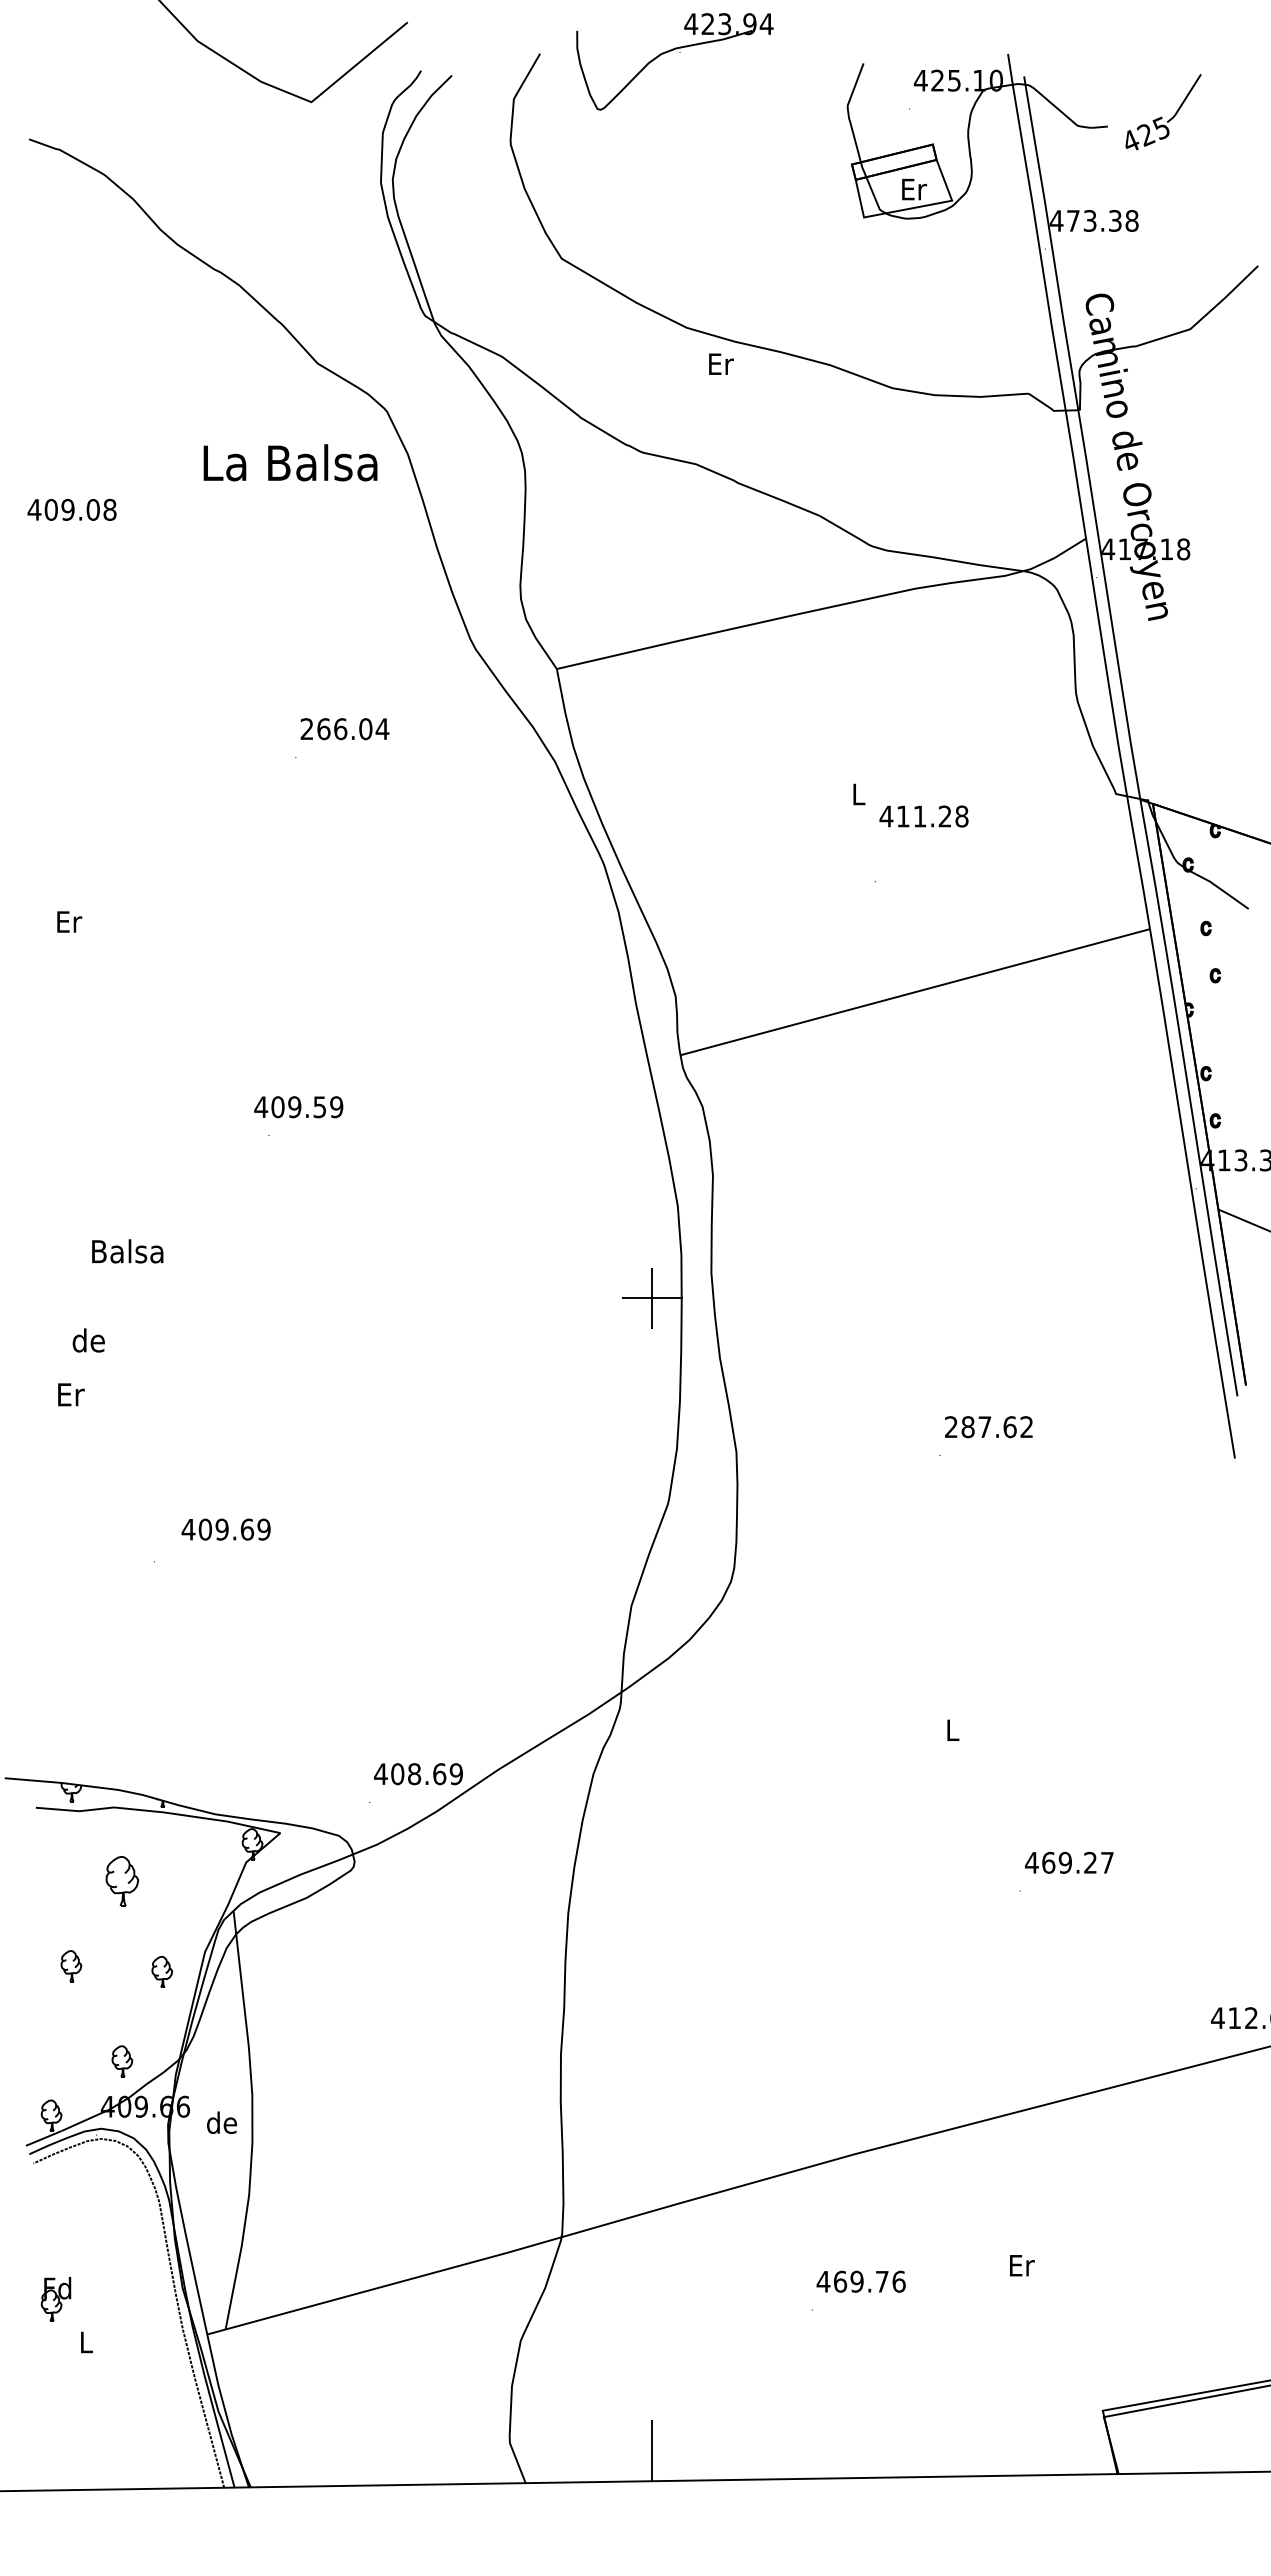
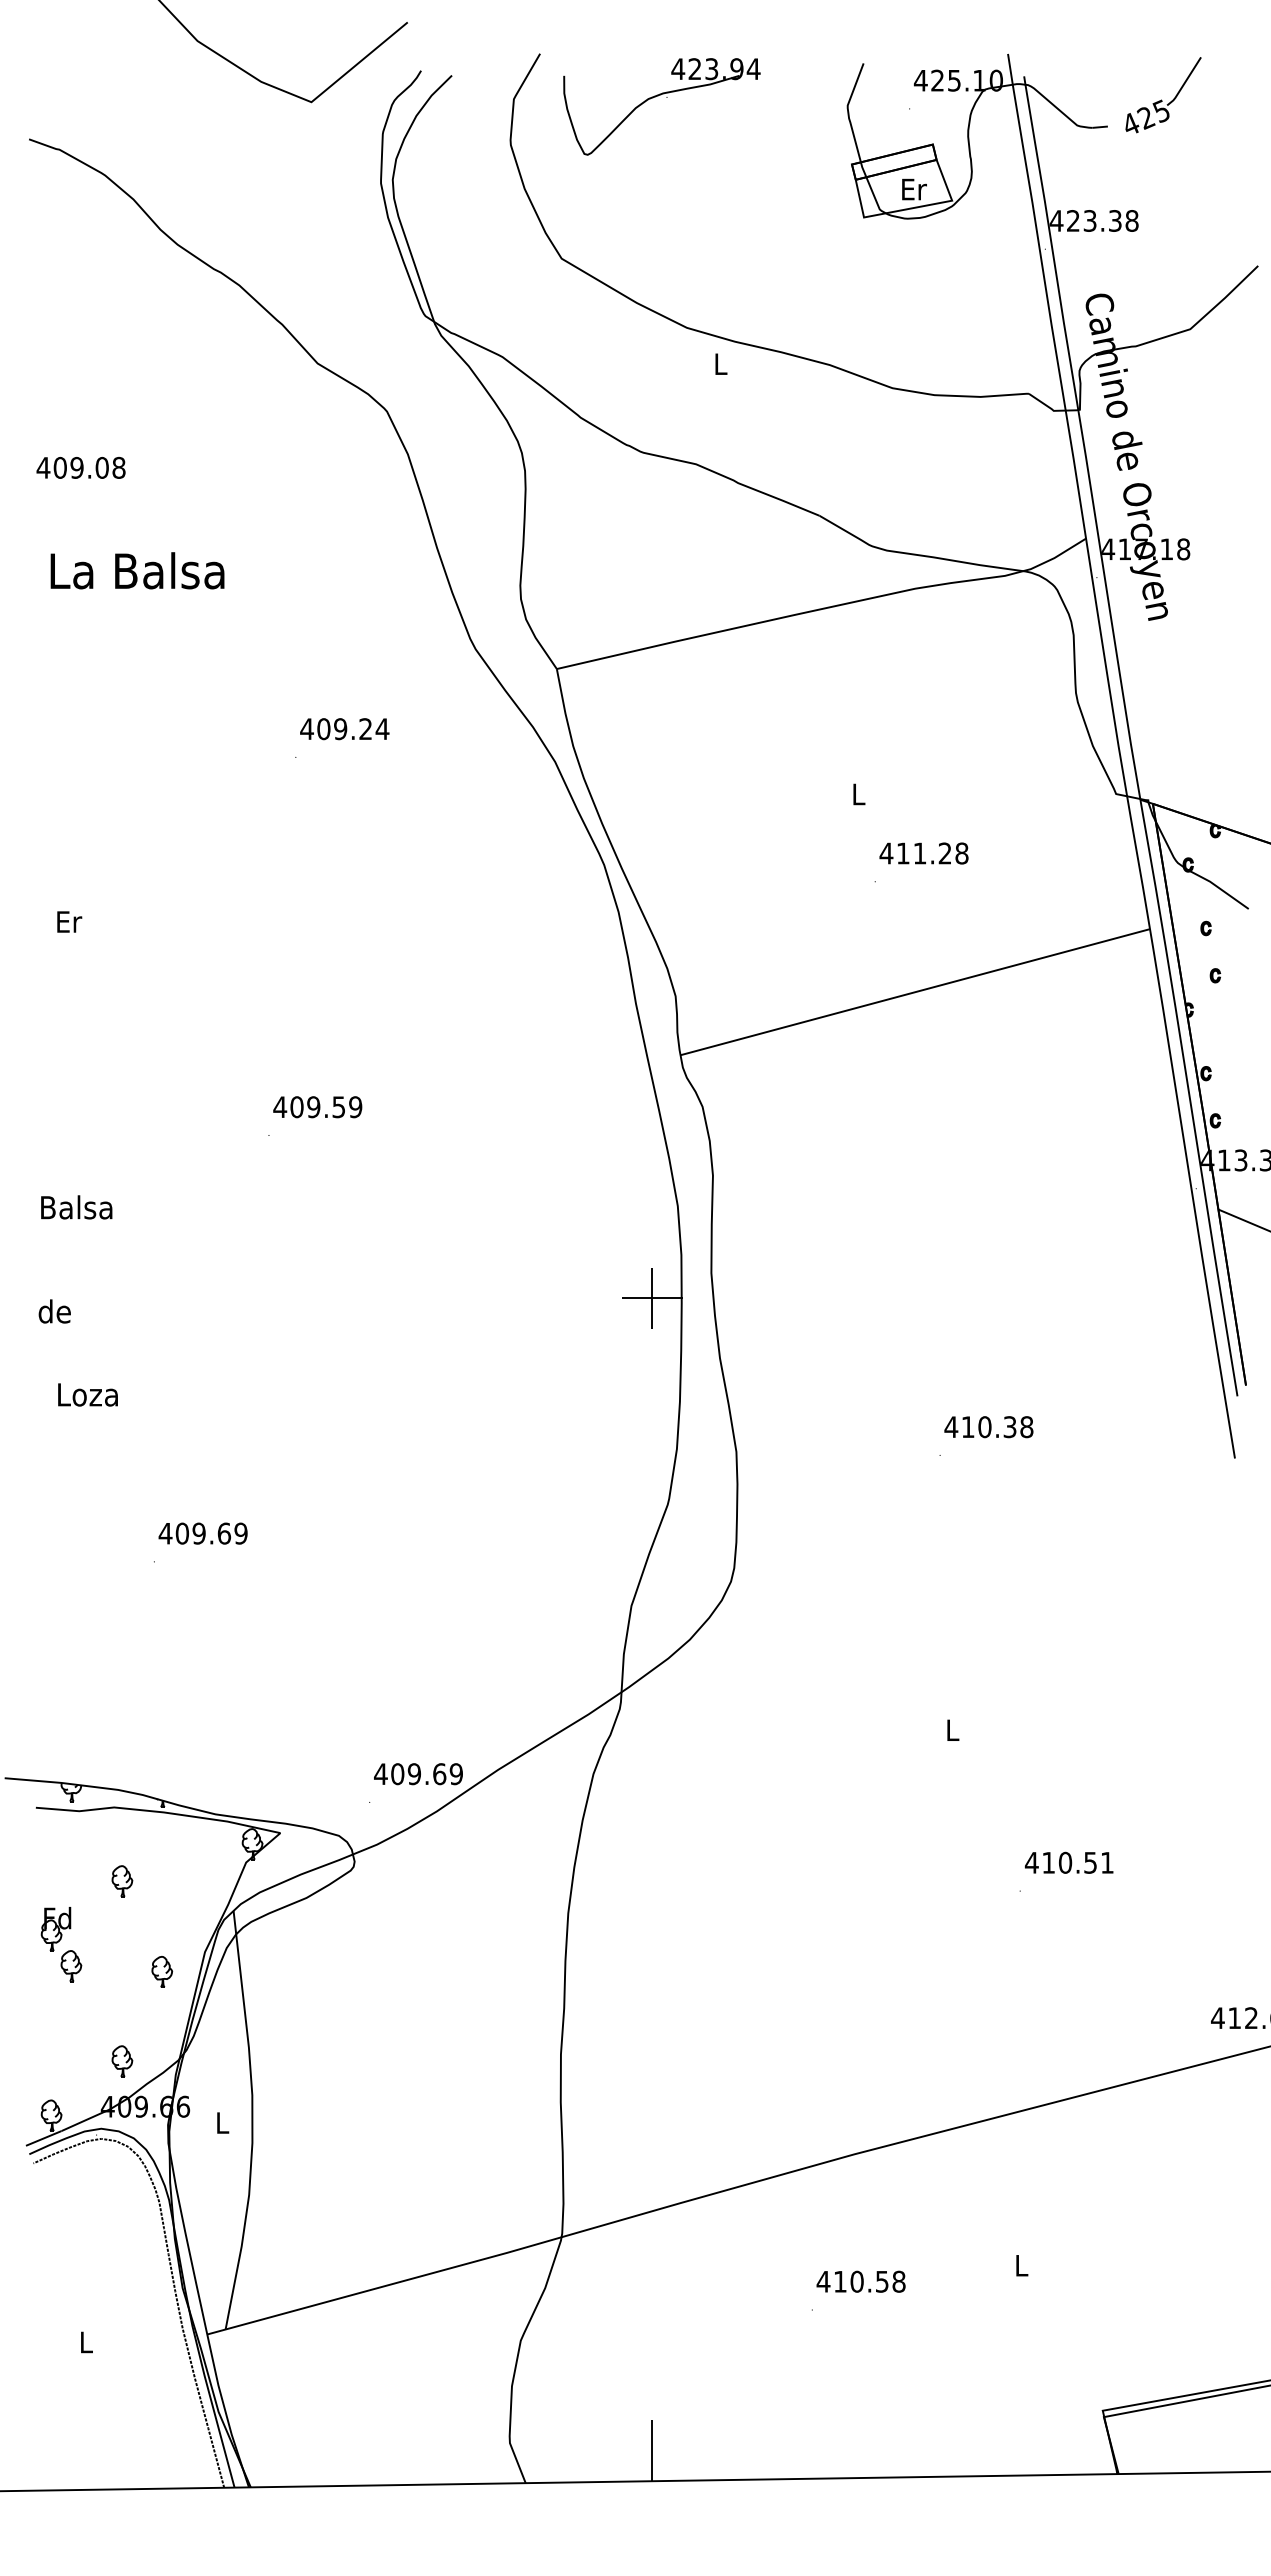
part position: (679, 52) -> (666, 97) (666, 97)
part position: (1163, 112) -> (1163, 95) (1163, 95)
text: 473.38 -> 423.38 (1073, 220)
text: Er -> L (721, 363)
text position: (290, 462) -> (137, 570) (137, 570)
text position: (71, 509) -> (80, 467) (80, 467)
text: 266.04 -> 409.24 (336, 729)
text position: (923, 816) -> (923, 853) (923, 853)
text position: (298, 1107) -> (317, 1107) (317, 1107)
text position: (127, 1251) -> (76, 1207) (76, 1207)
text position: (88, 1340) -> (54, 1311) (54, 1311)
text: Er -> Loza (89, 1394)
text: 287.62 -> 410.38 (988, 1427)
text position: (225, 1529) -> (202, 1533) (202, 1533)
text: 408.69 -> 409.69 (414, 1774)
text: 469.27 -> 410.51 (1077, 1862)
part size: 35x51 px -> 23x33 px (122, 1881)
text: de -> L (221, 2122)
text: Er -> L (1022, 2265)
text: 469.76 -> 410.58 (869, 2281)
part position: (55, 2299) -> (55, 1929) (55, 1929)
